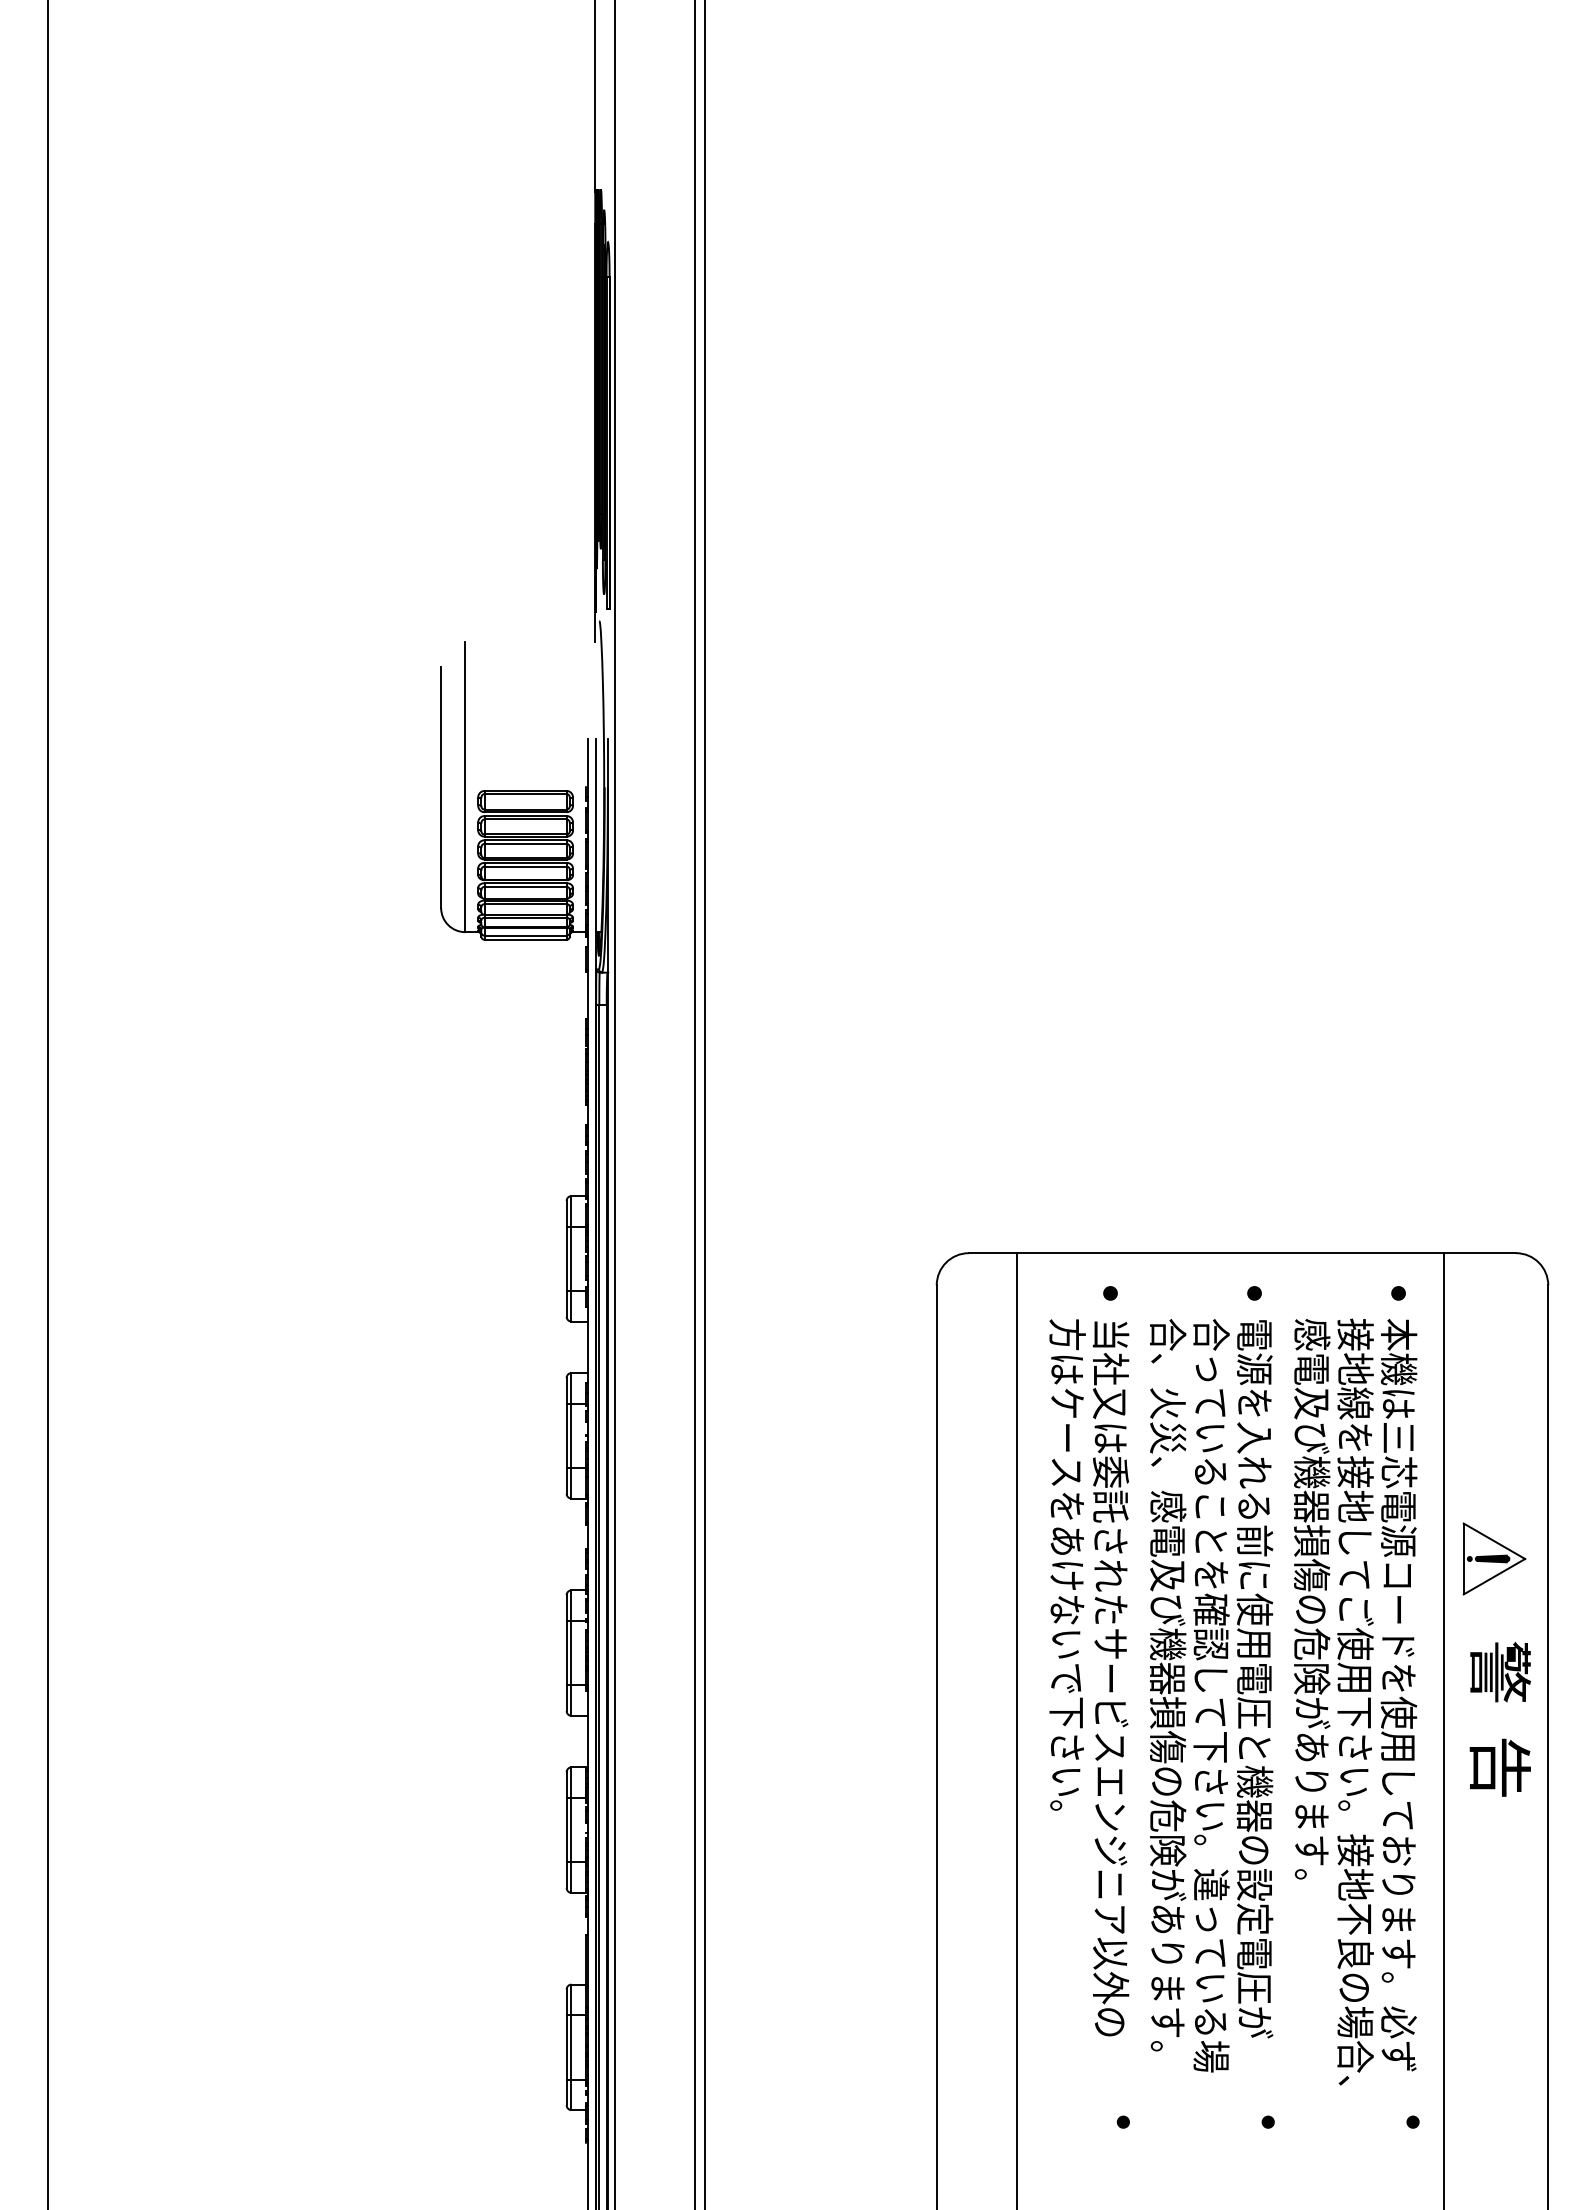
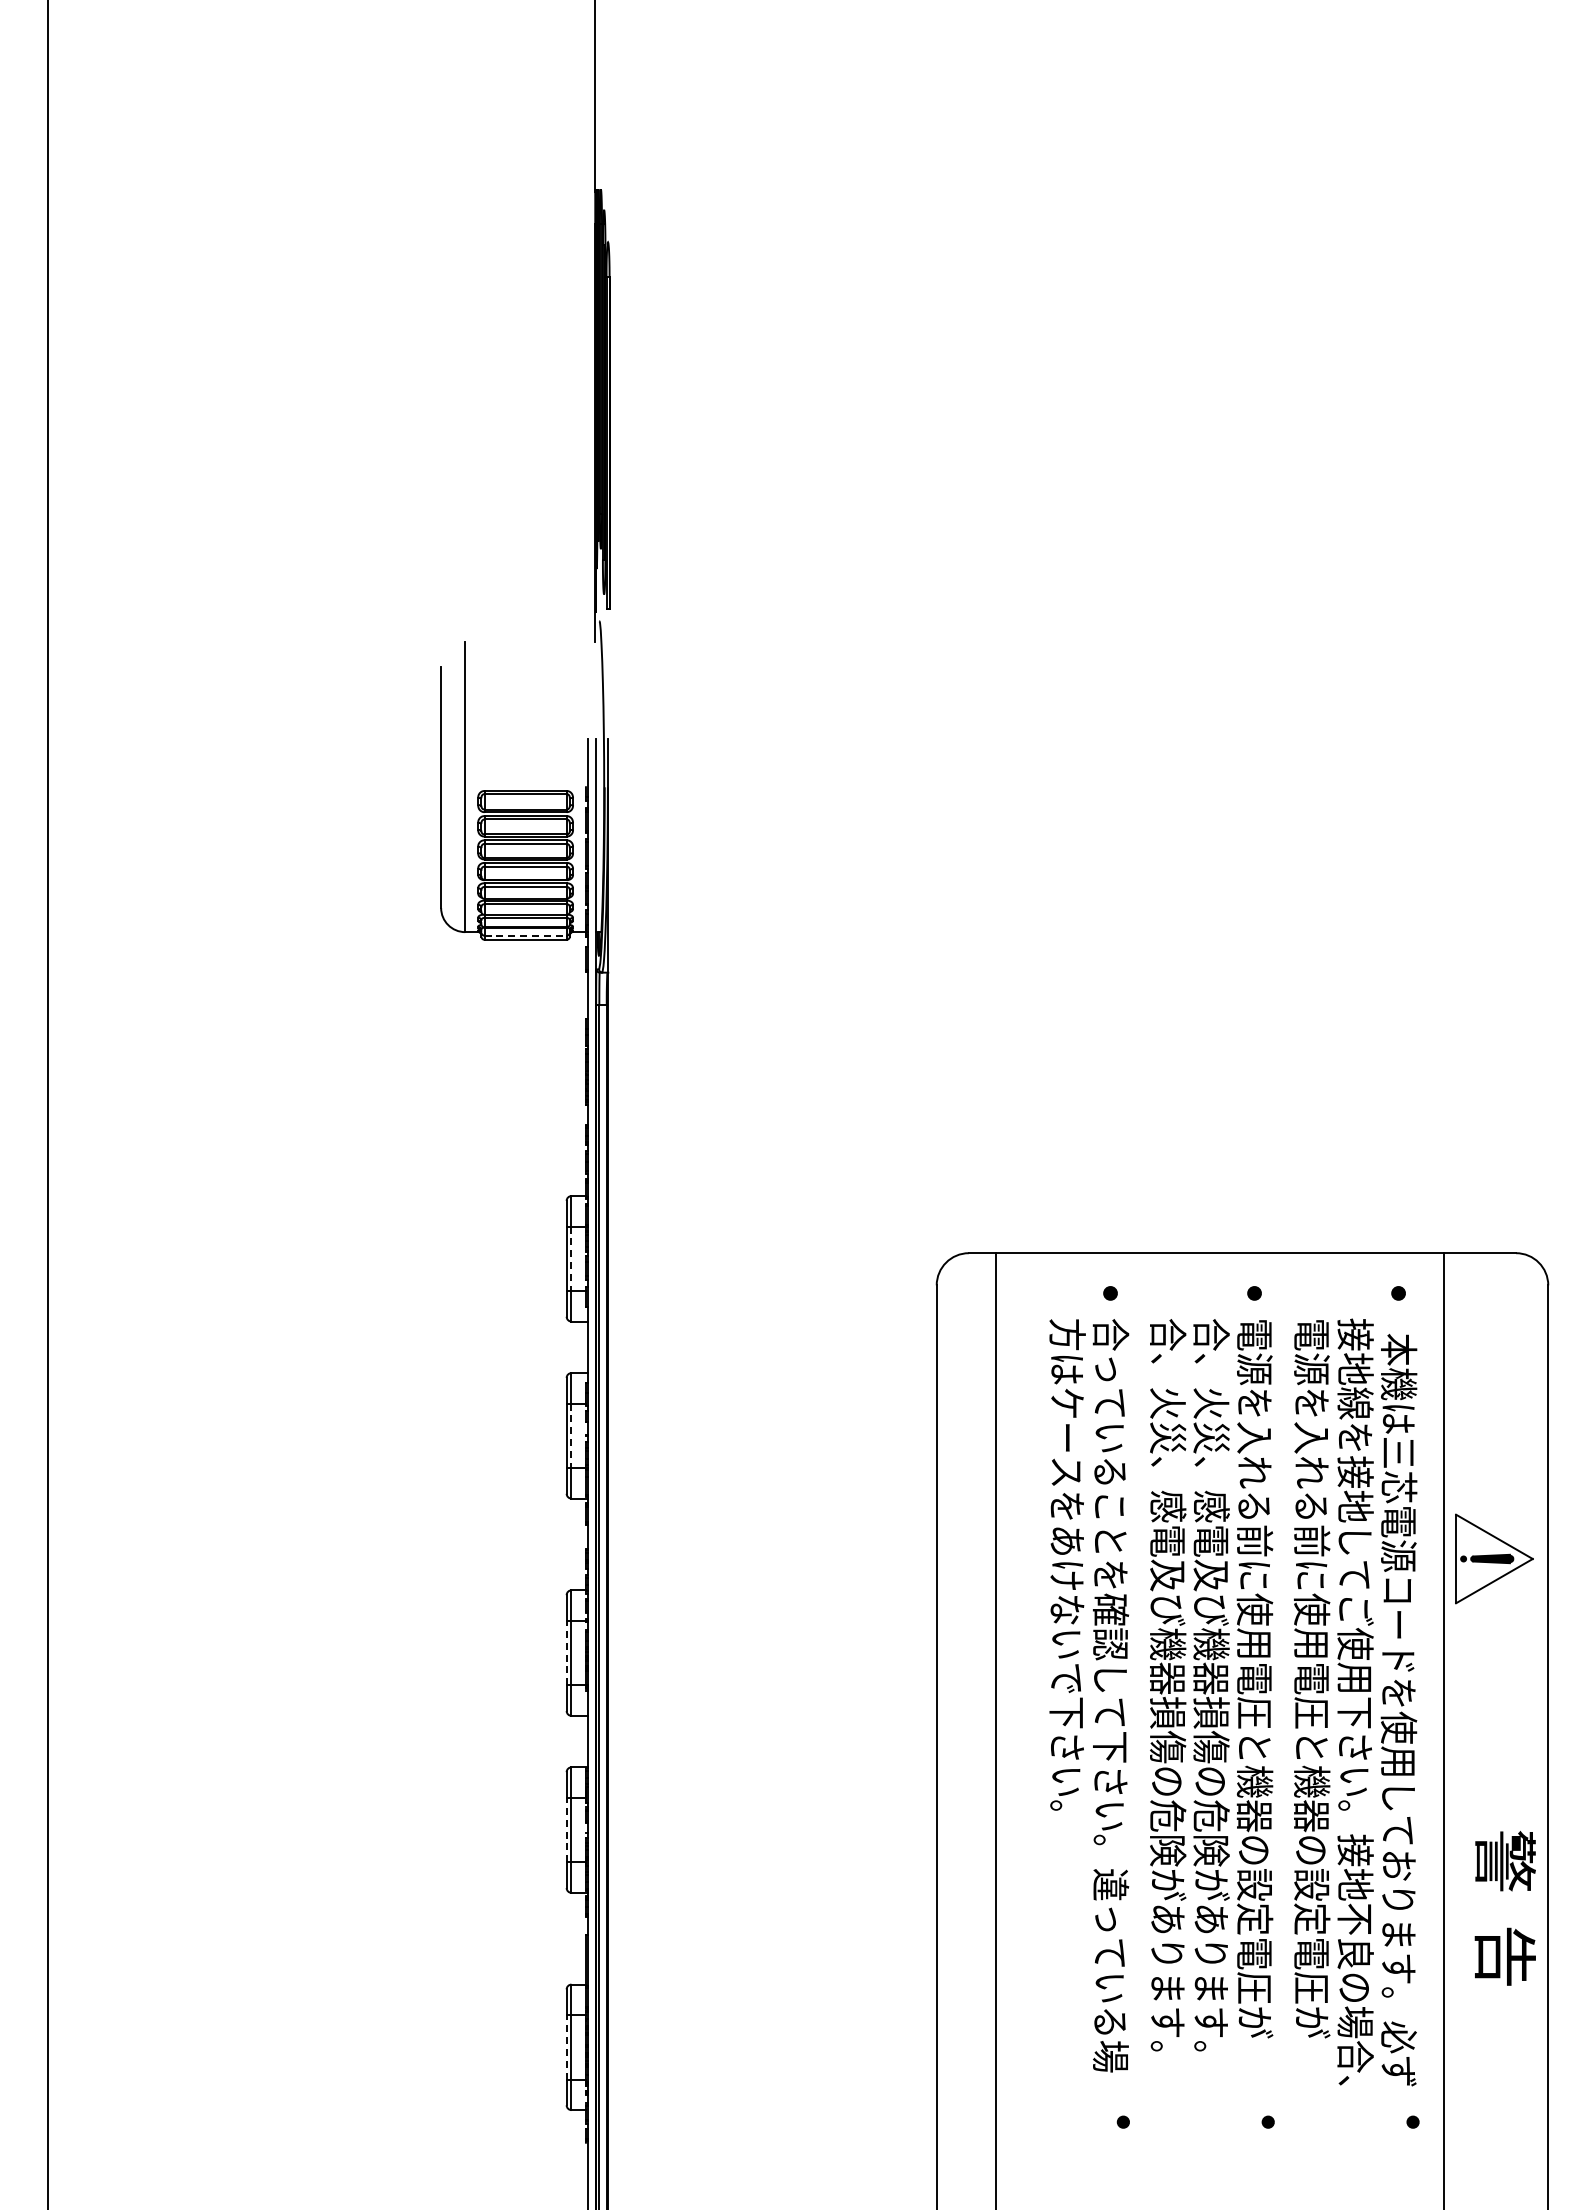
line: solid -> dashed (526, 935)
line: present -> none (614, 1104)
line: present -> none (695, 1104)
line: present -> none (705, 1104)
line: solid -> dashed (571, 1259)
line: solid -> dashed (571, 1436)
part size: 65x74 px -> 79x92 px (1494, 1558)
line: solid -> dashed (566, 1652)
text: 感電及び機器損傷の危険があります。 -> 電源を入れる前に使用電圧と機器の設定電圧が (1311, 1678)
text position: (1398, 1694) -> (1398, 1709) (1398, 1709)
text: 当社又は委託されたサービスエンジニア以外の -> 合っていることを確認して下さい。違っている場 (1110, 1695)
text: 合っていることを確認して下さい。違っている場 -> 合、火災、感電及び機器損傷の危険があります。 (1211, 1713)
text position: (1499, 1719) -> (1504, 1908) (1504, 1908)
line position: (1017, 1729) -> (996, 1729) (996, 1729)
line: solid -> dashed (566, 1829)
line: solid -> dashed (566, 2046)
